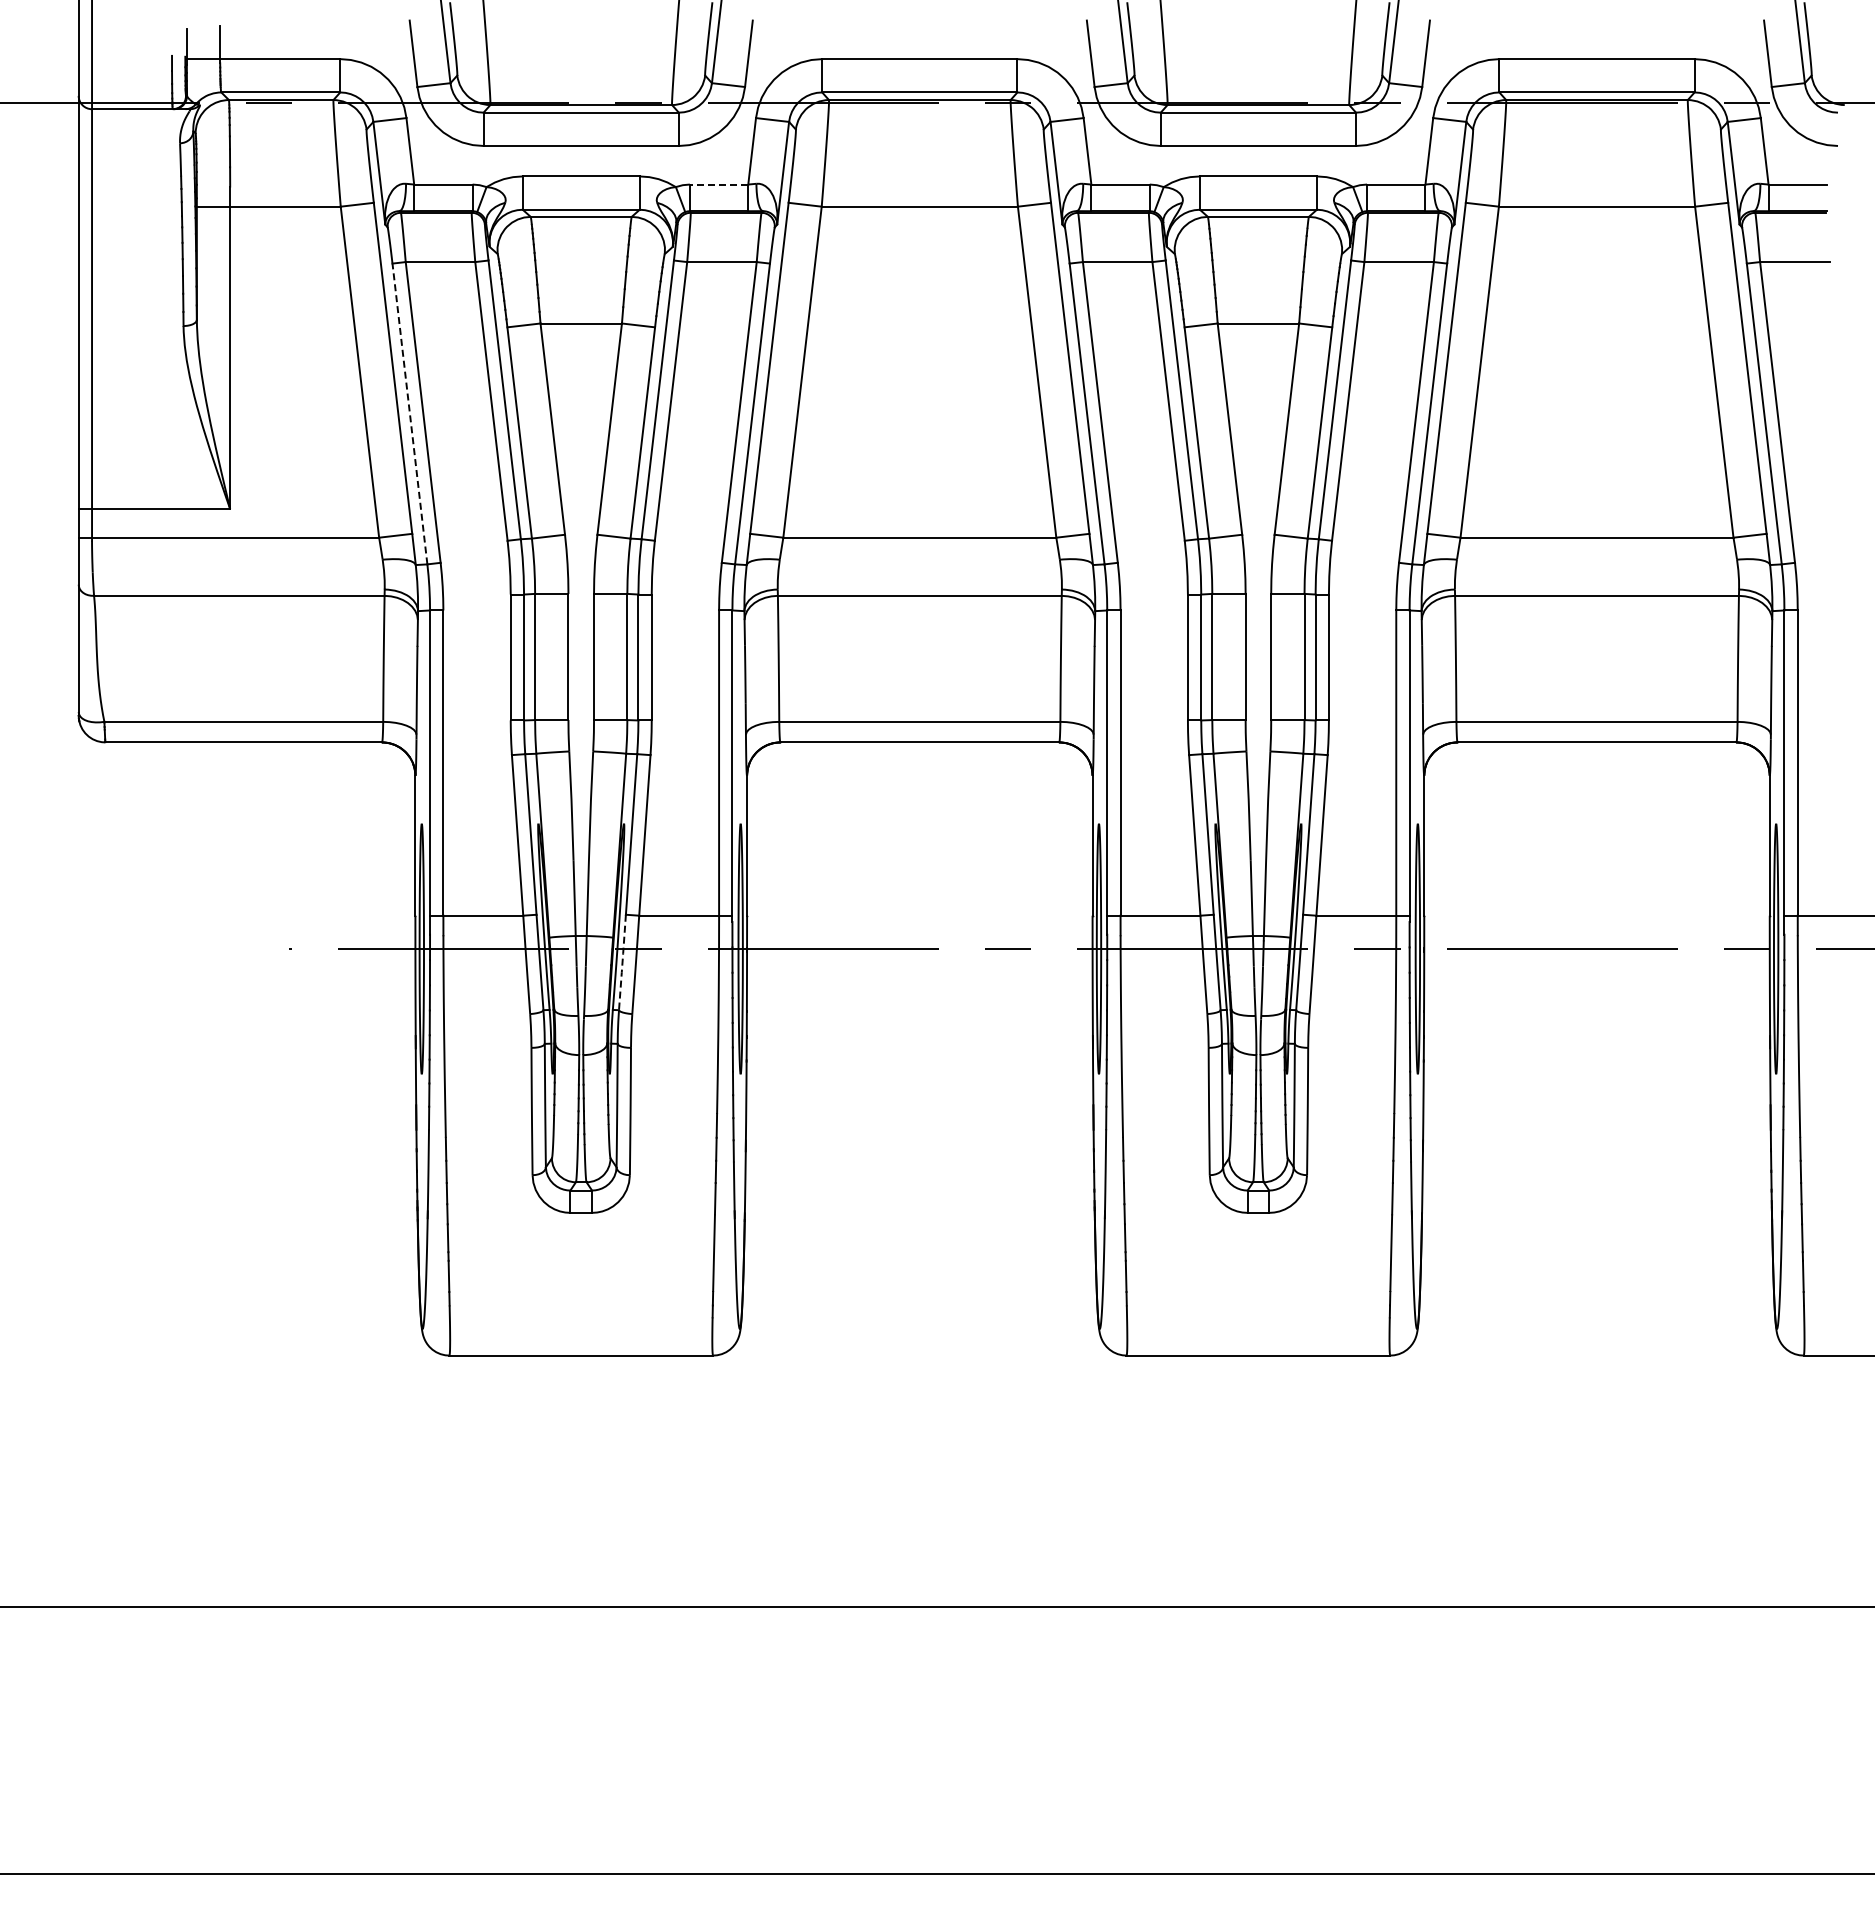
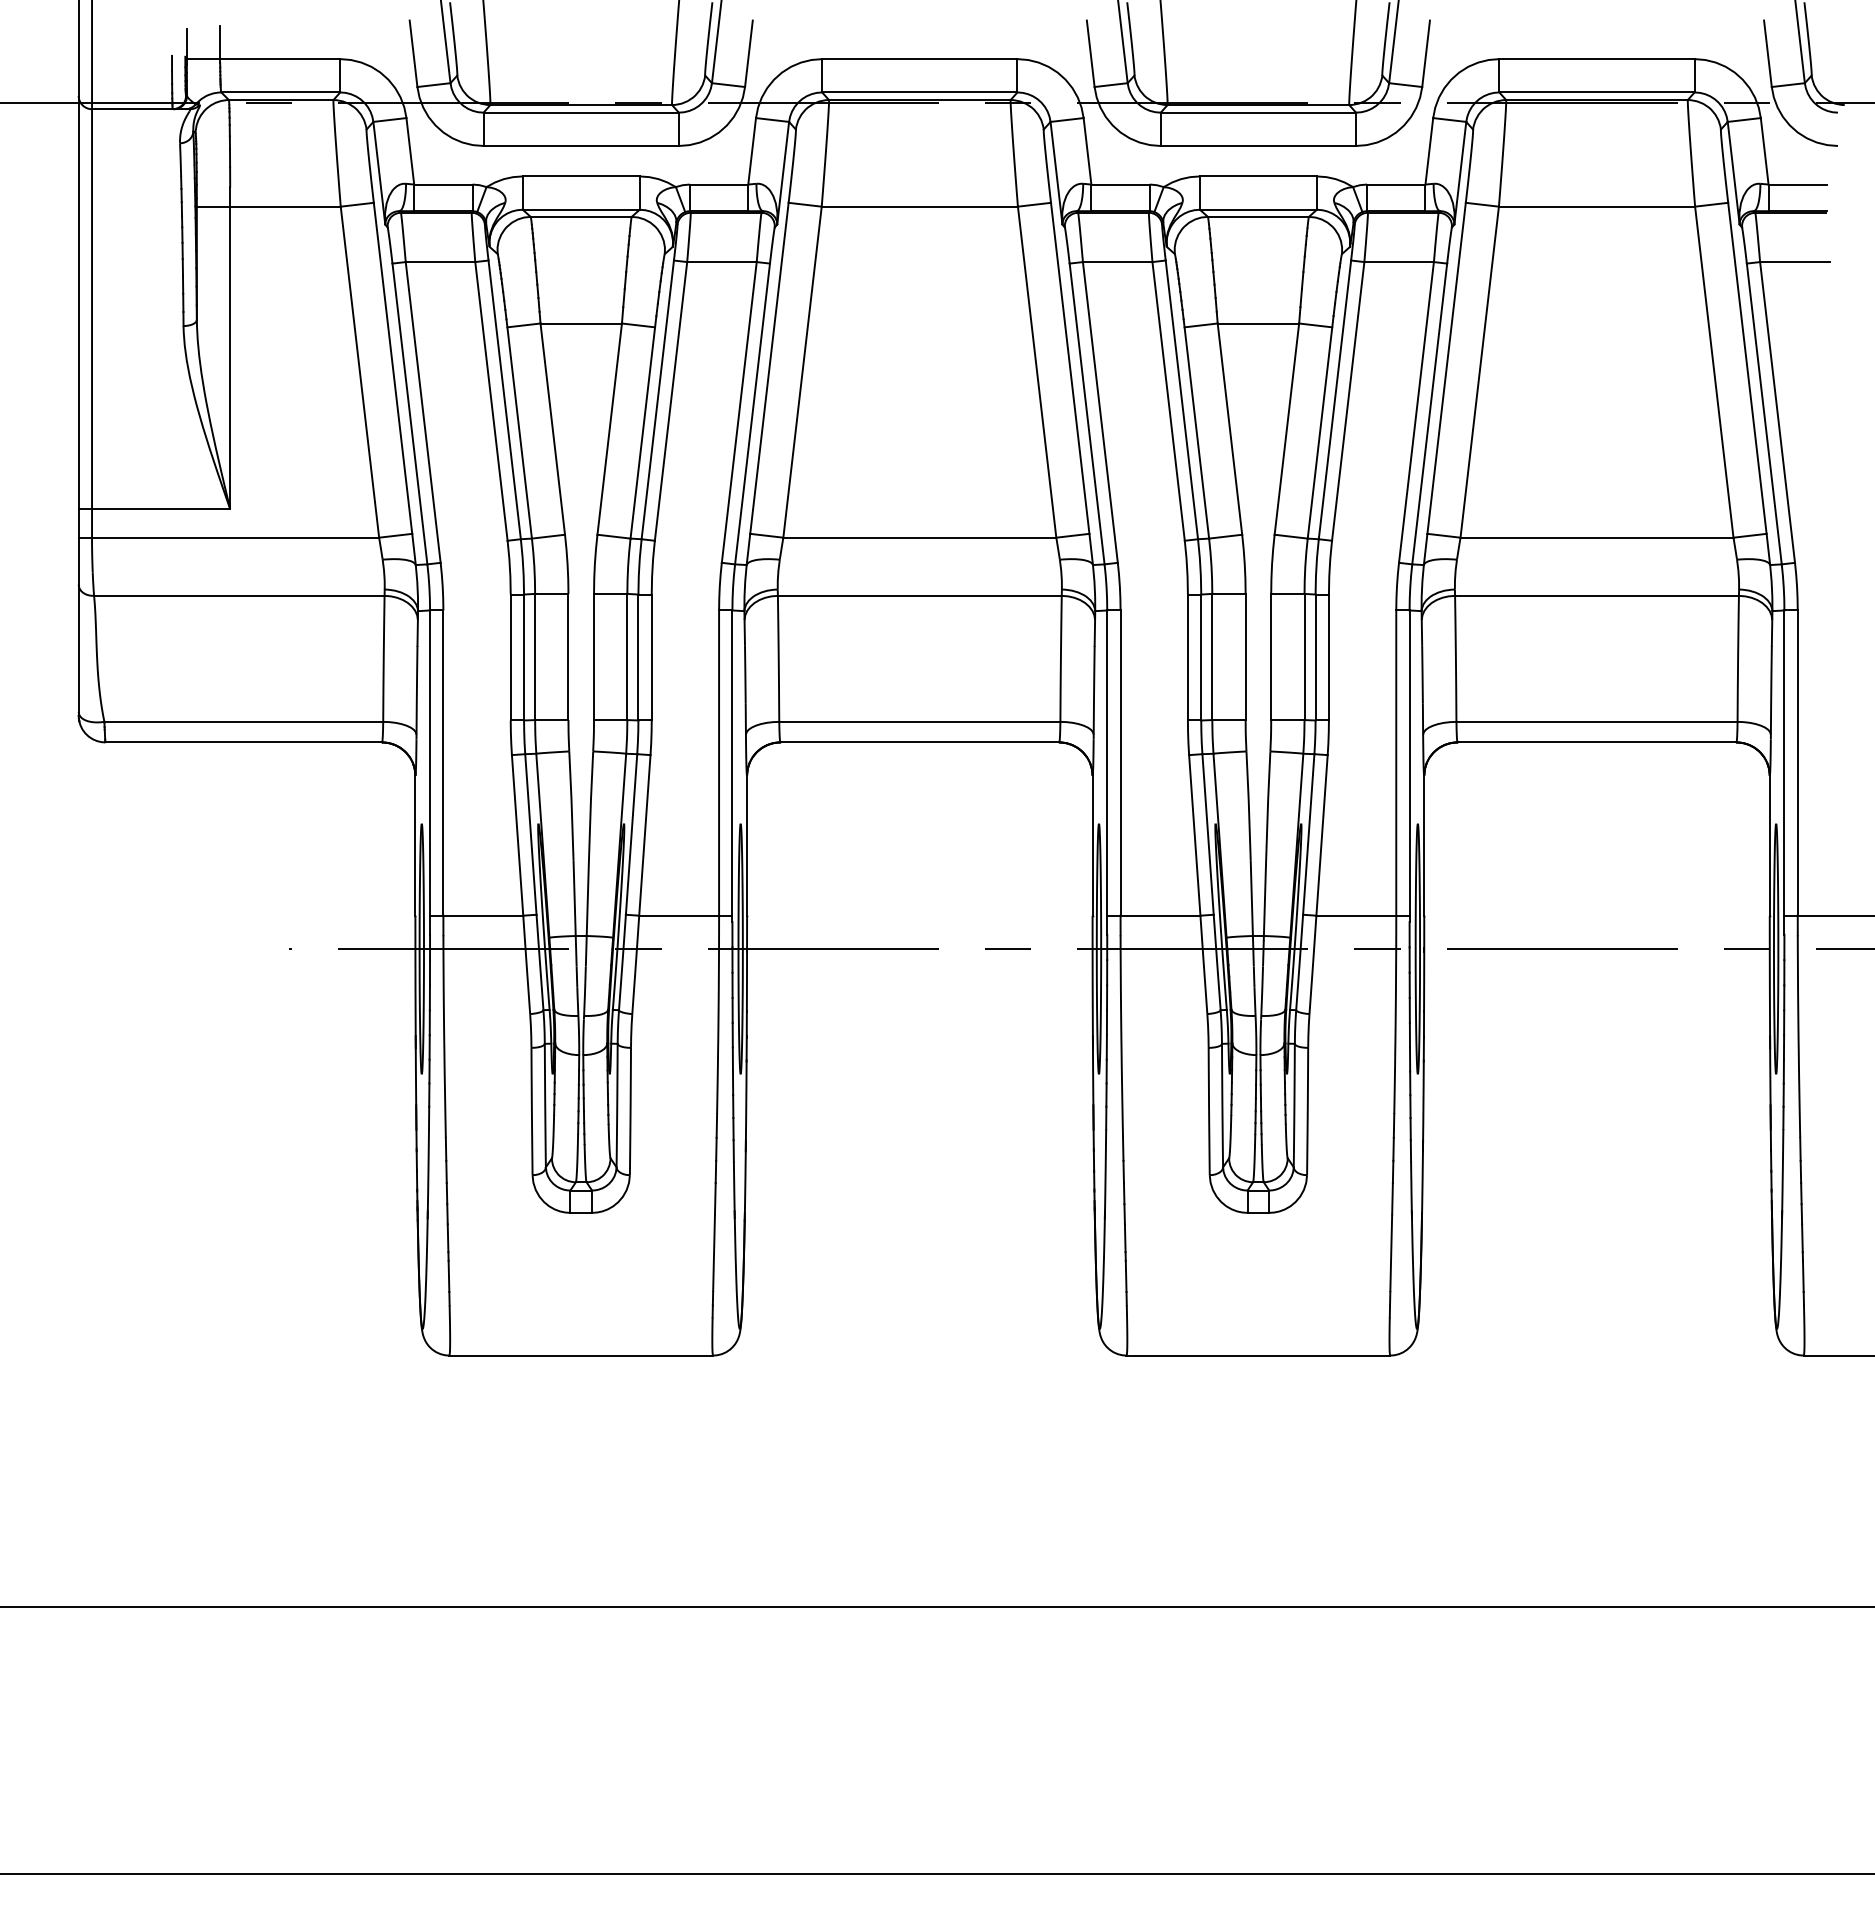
line: dashed -> solid (718, 184)
line: dashed -> solid (409, 413)
line: dashed -> solid (622, 962)
